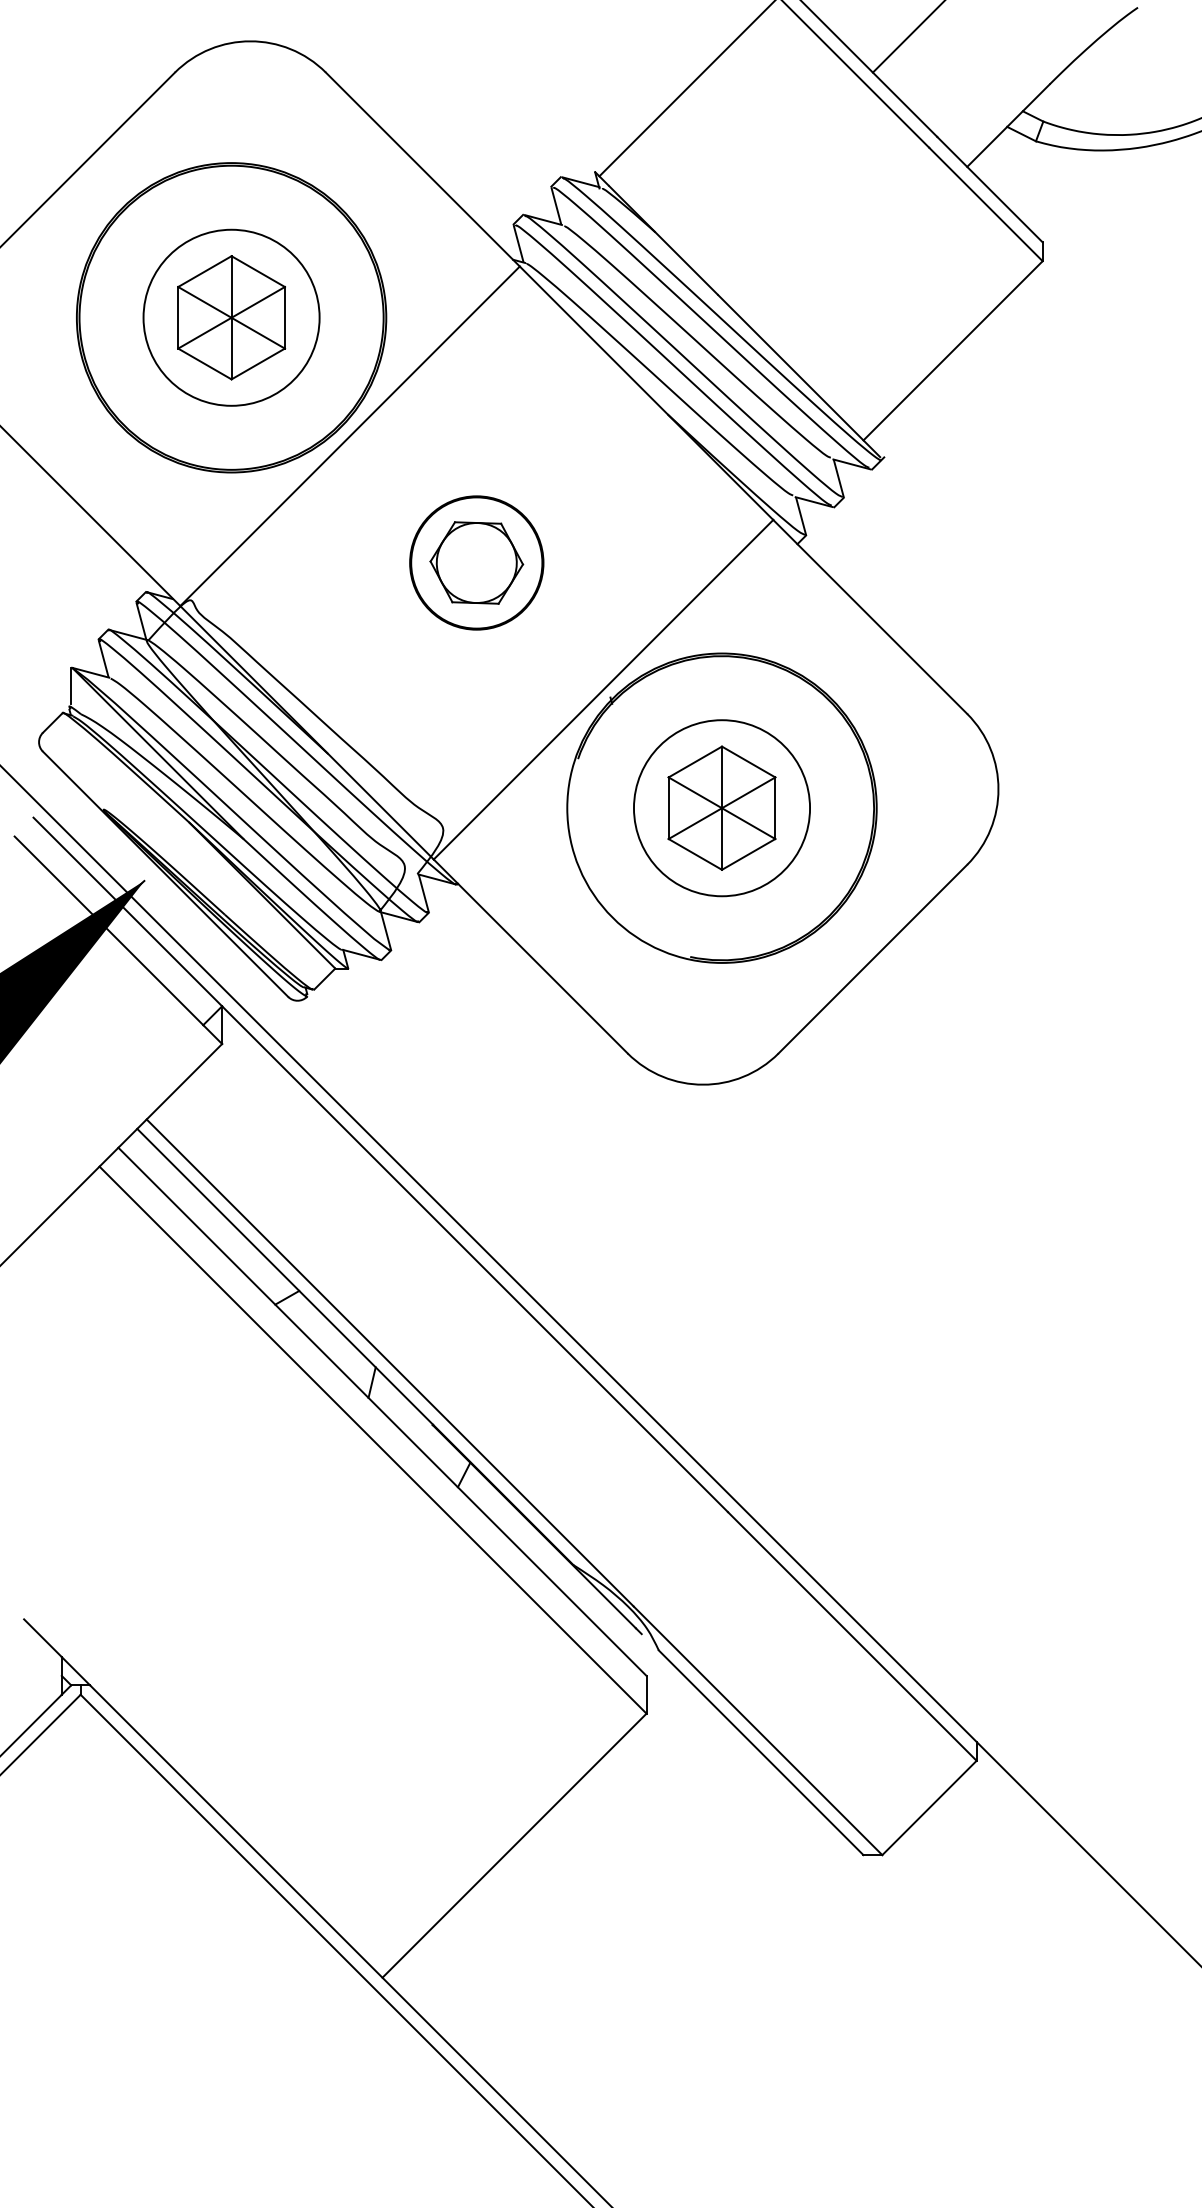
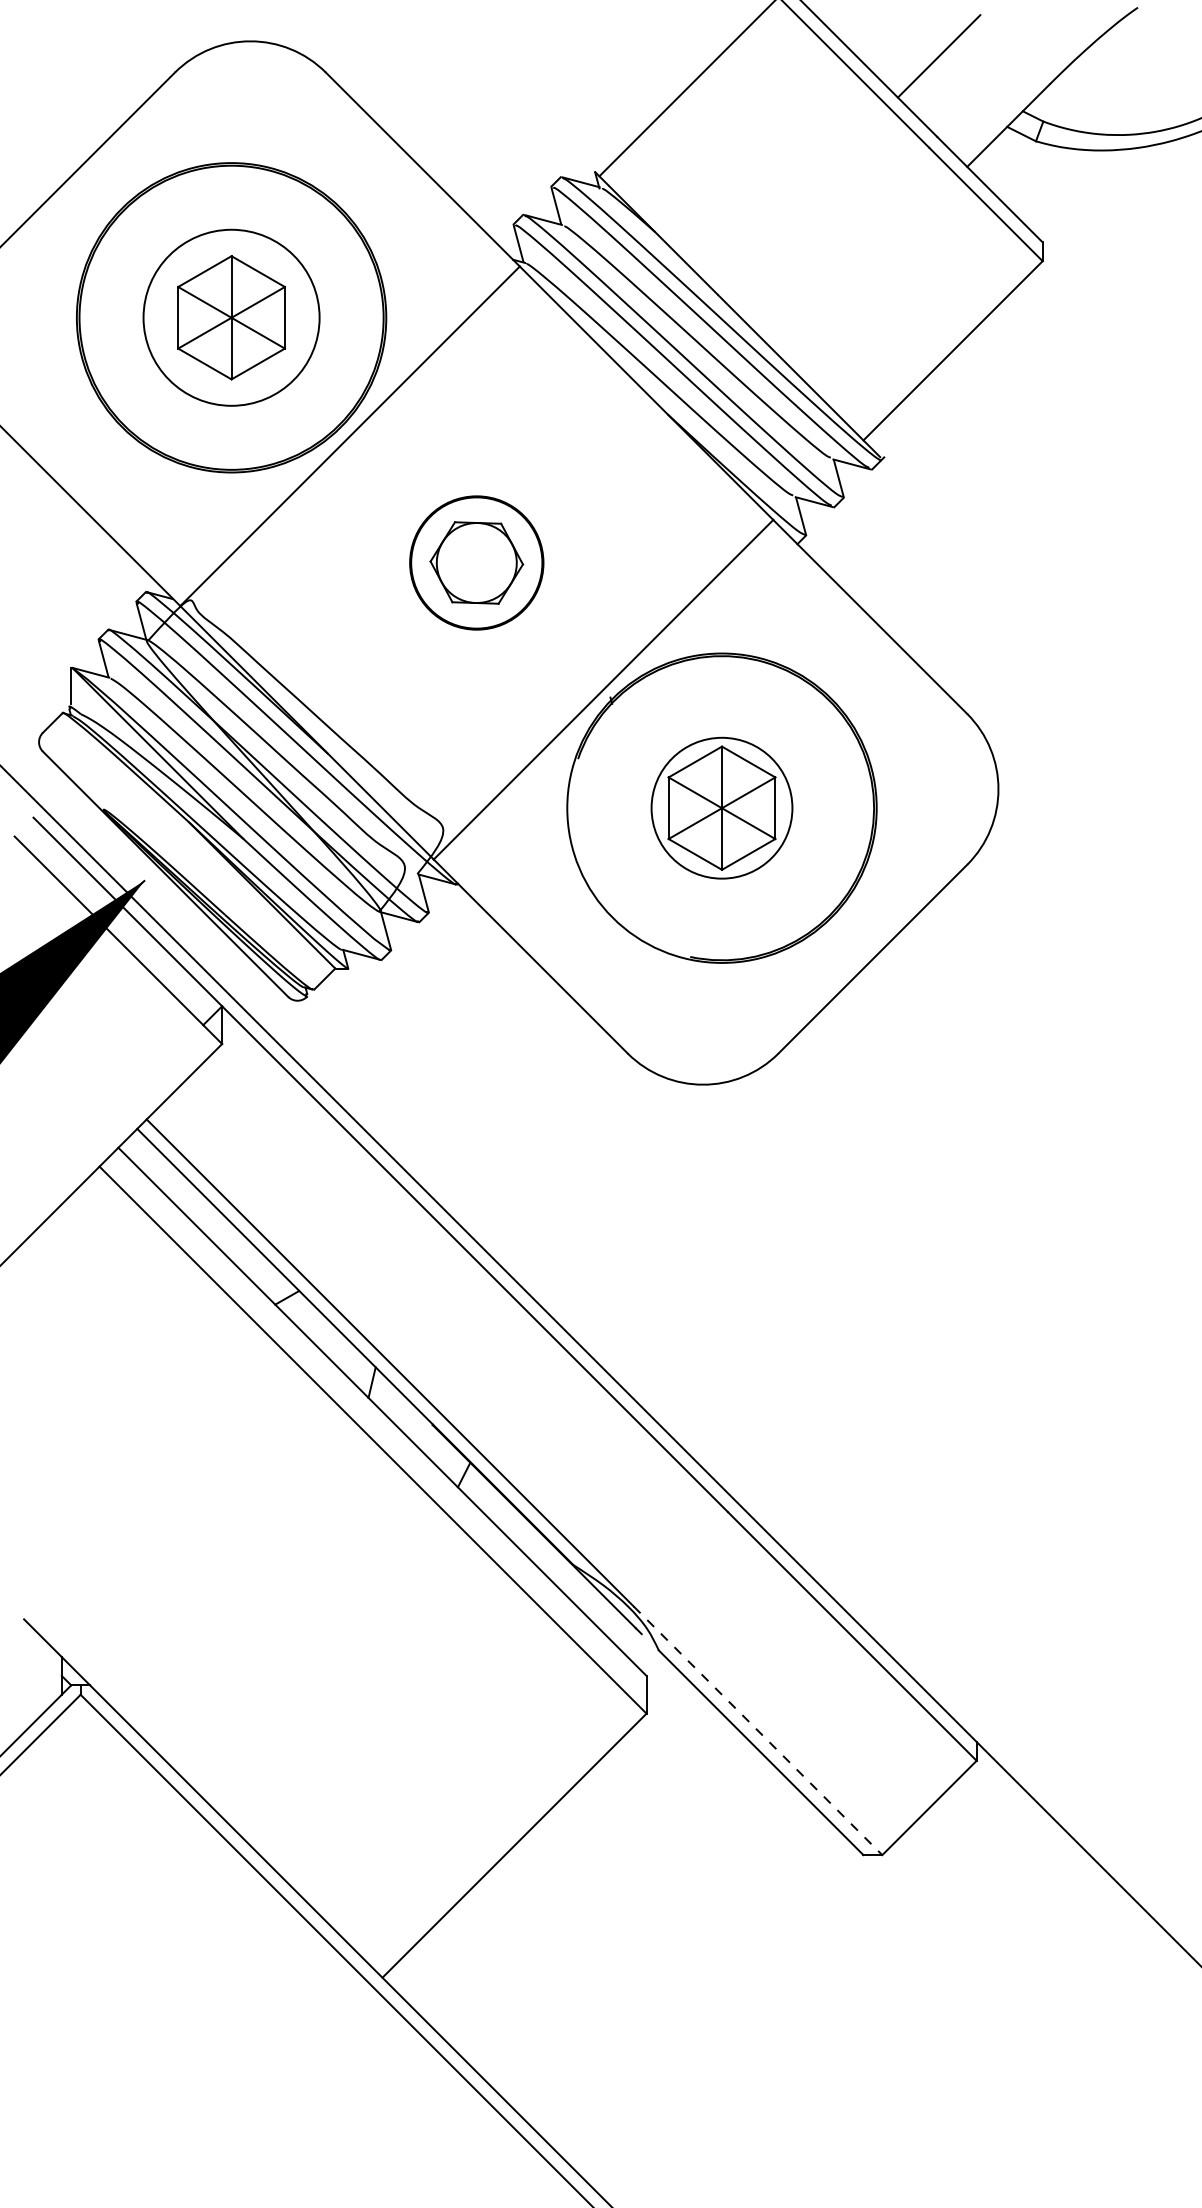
line position: (907, 37) -> (938, 56) (938, 56)
circle diameter: 176 px -> 141 px (721, 807)
line: solid -> dashed (758, 1730)
